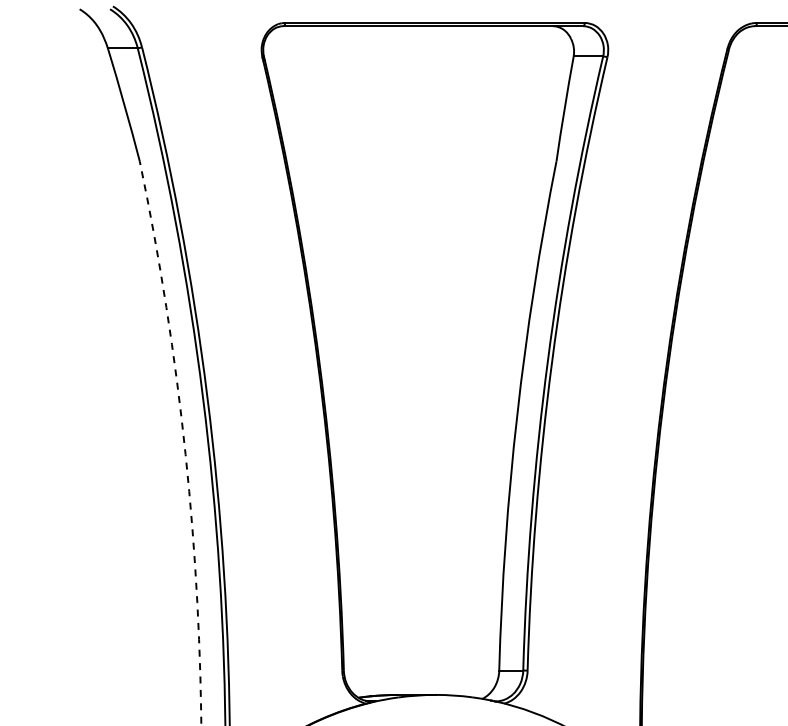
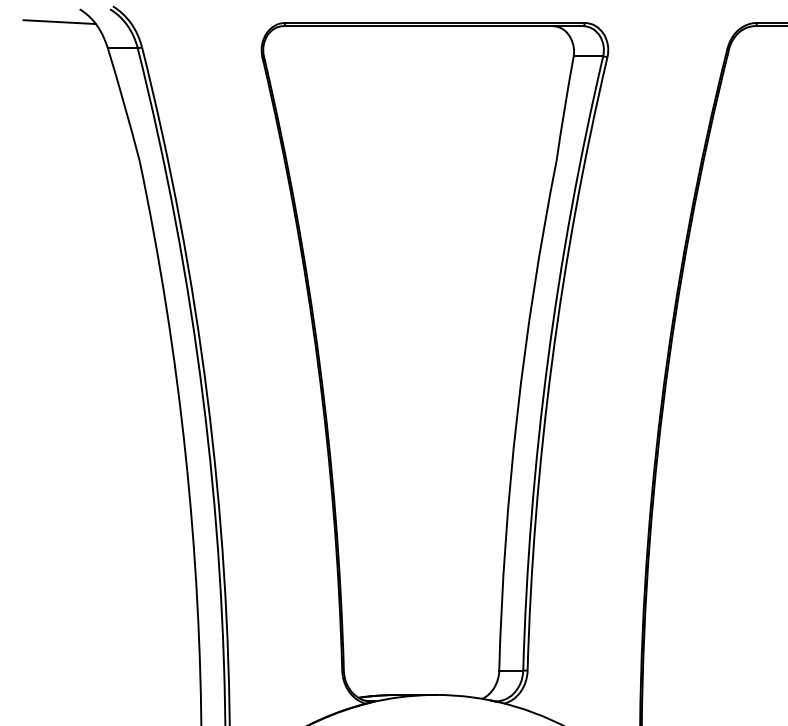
line: none -> present (59, 22)
arc: dashed -> solid (184, 441)
